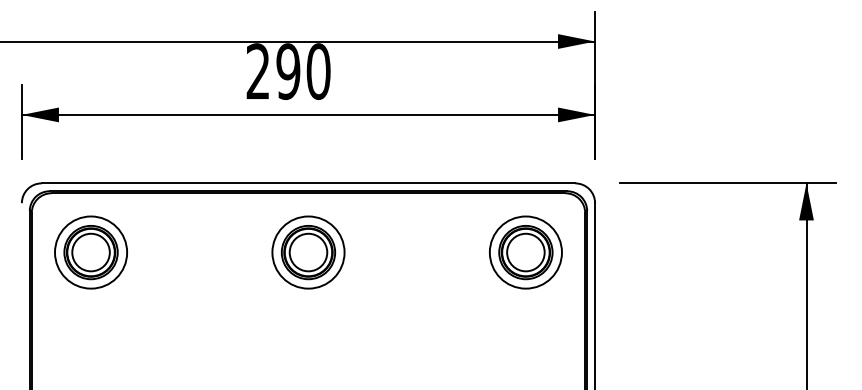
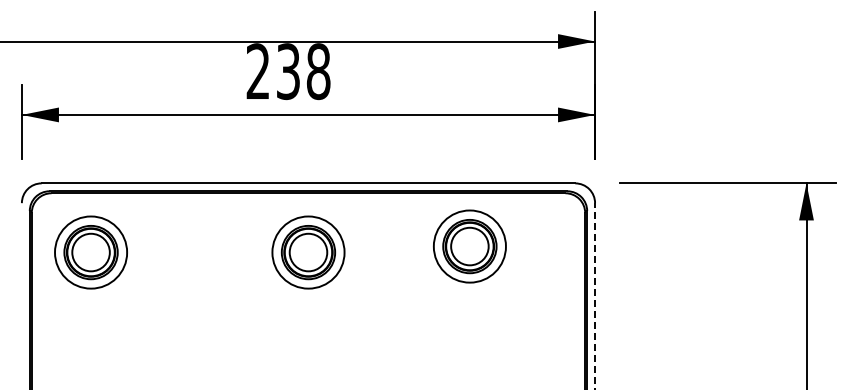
text: 290 -> 238 (303, 71)
part position: (525, 252) -> (469, 246) (469, 246)
line: solid -> dashed (595, 296)
